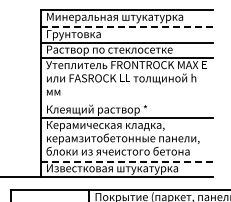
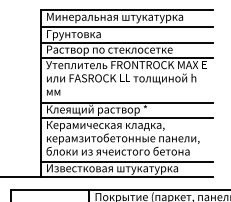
line: dashed -> solid (127, 27)
line: none -> present (126, 102)
line: dashed -> solid (127, 161)
